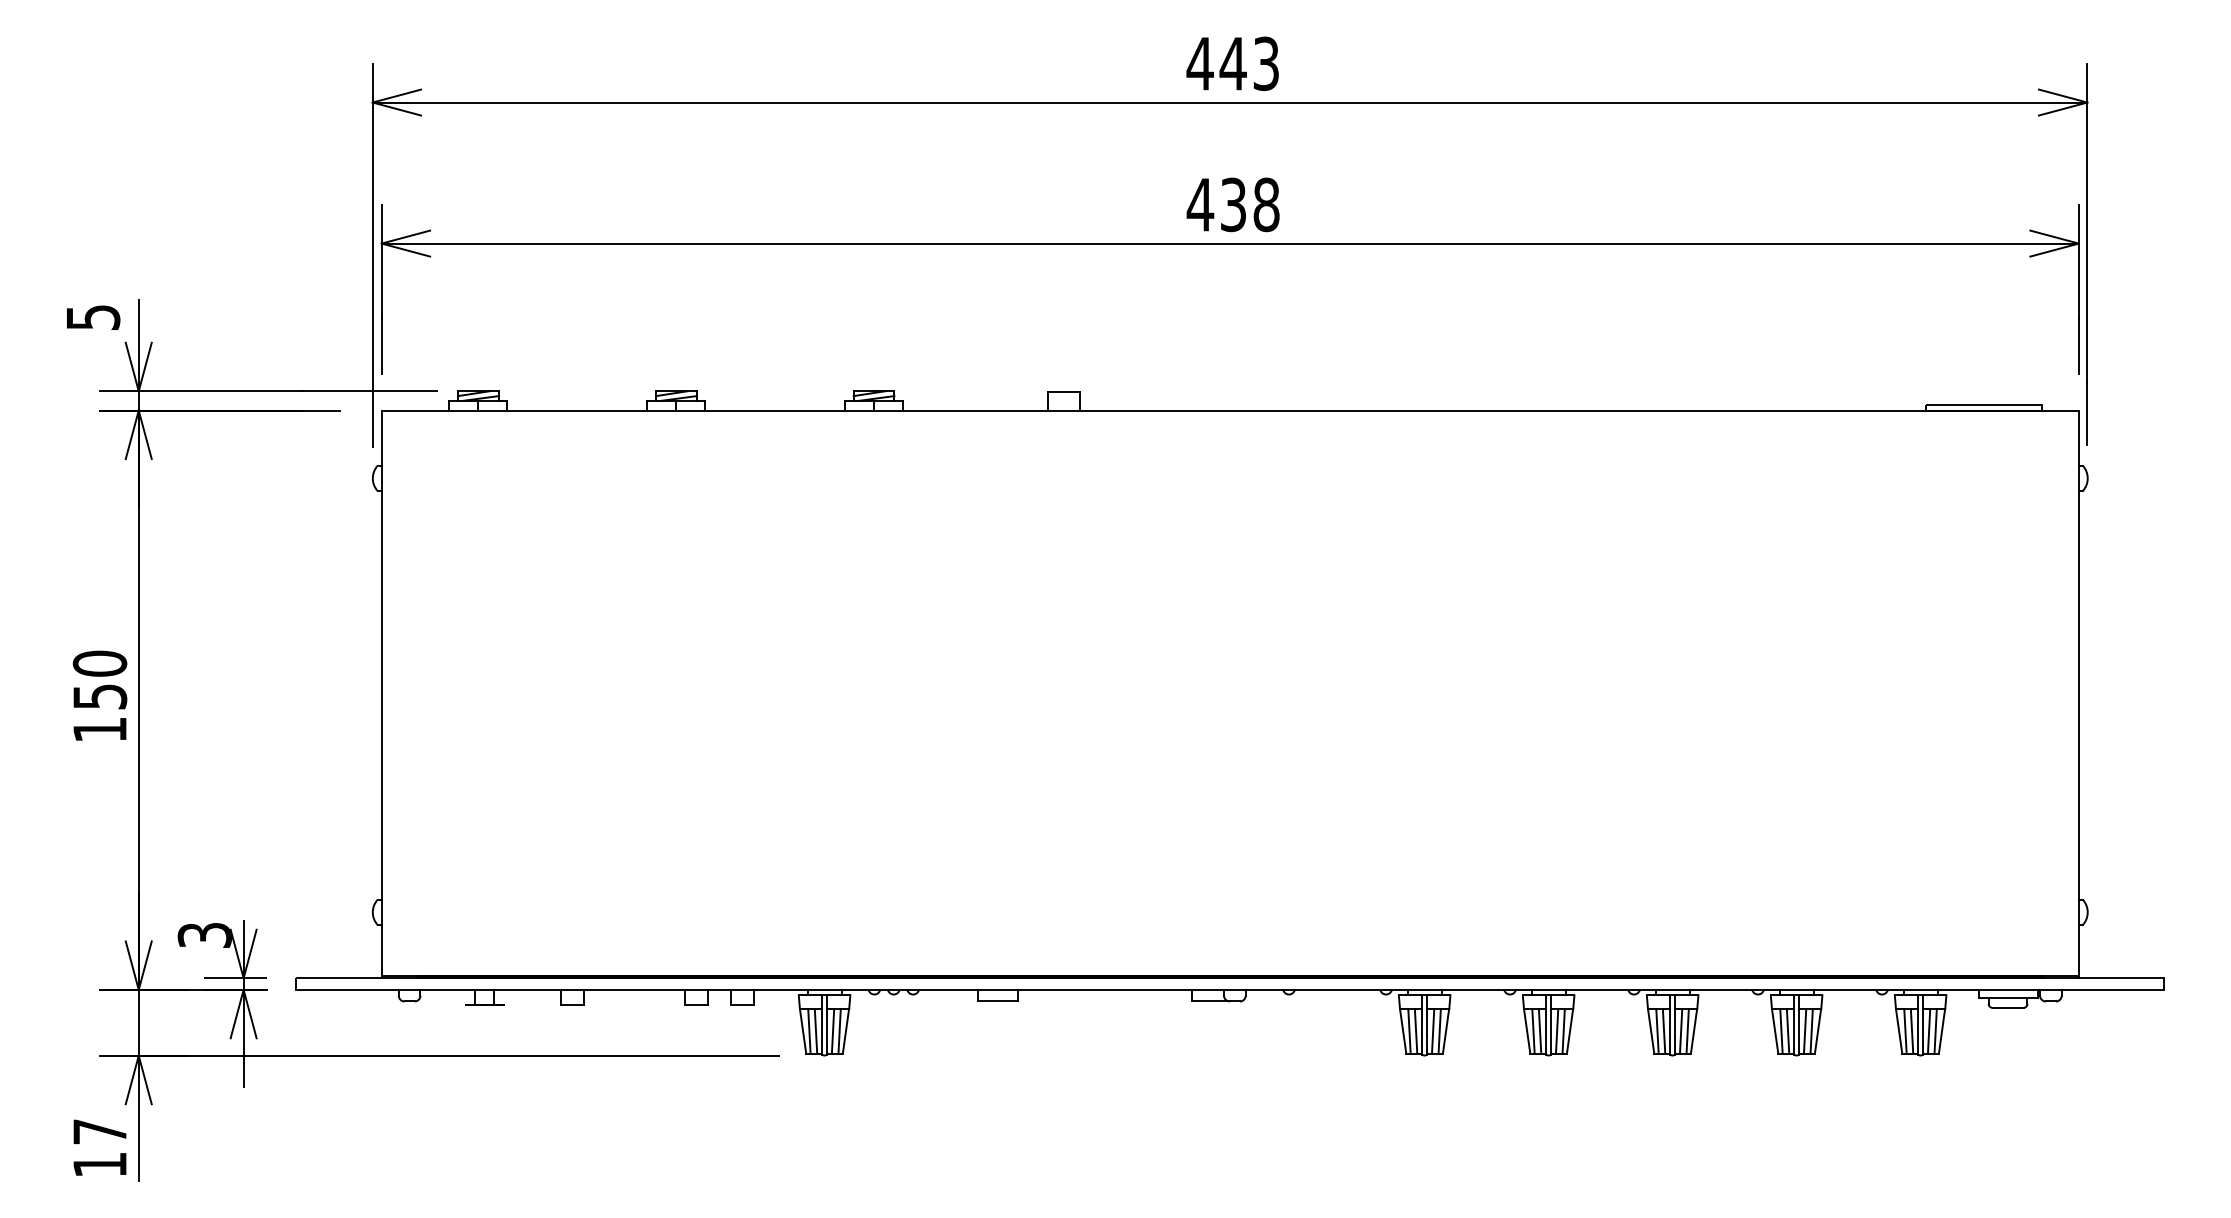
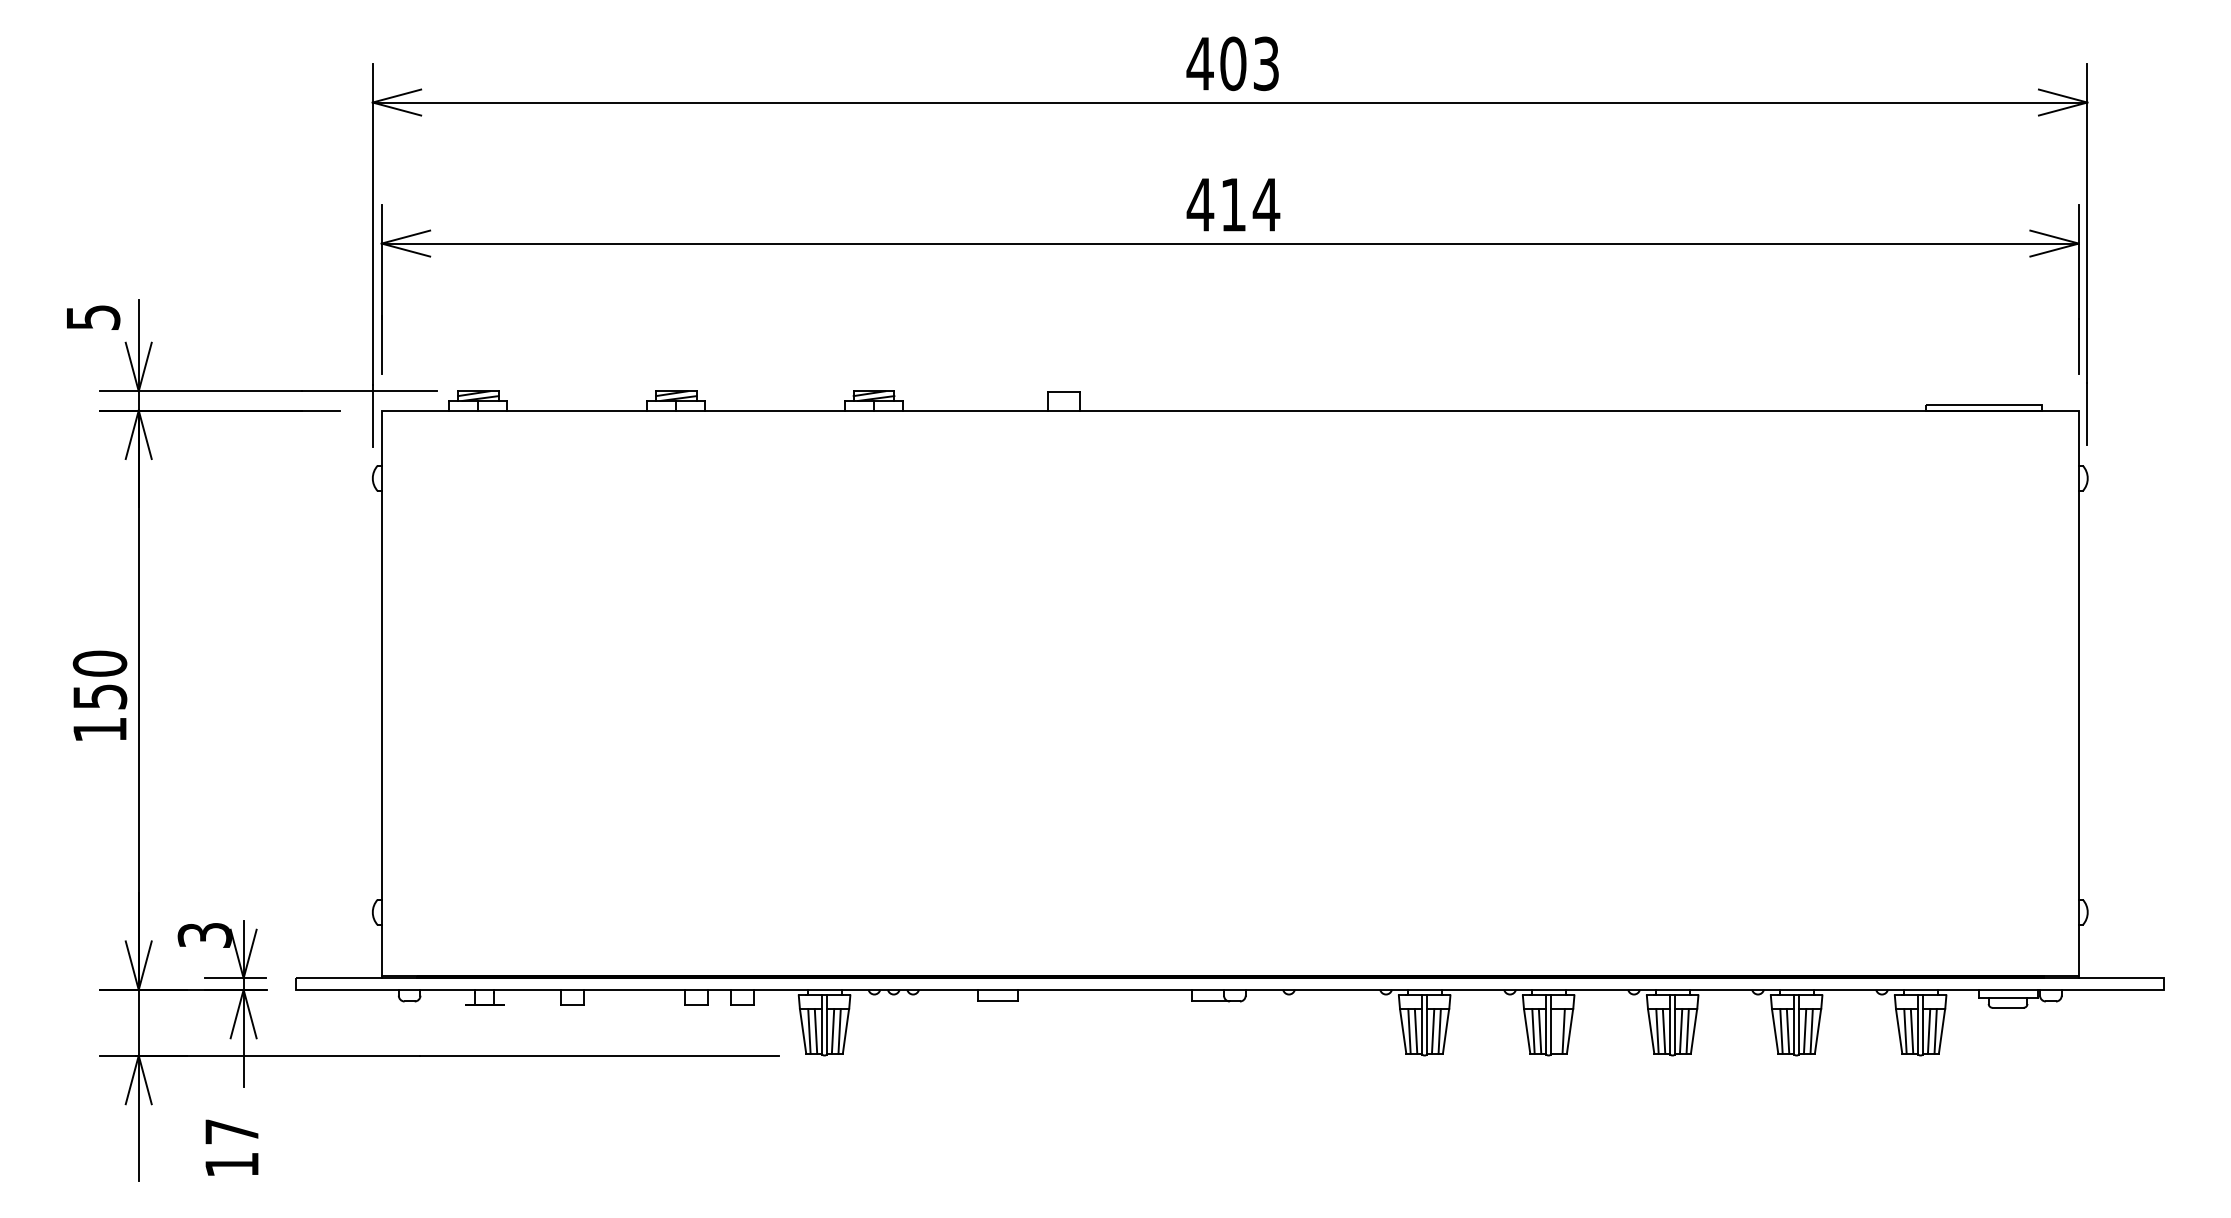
text: 443 -> 403 (1232, 63)
text: 438 -> 414 (1250, 204)
line: present -> none (1556, 1031)
text position: (99, 1147) -> (231, 1147) (231, 1147)
